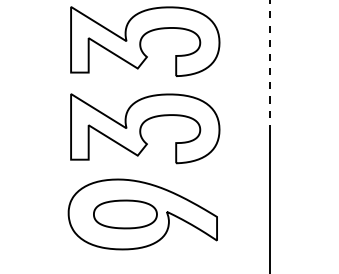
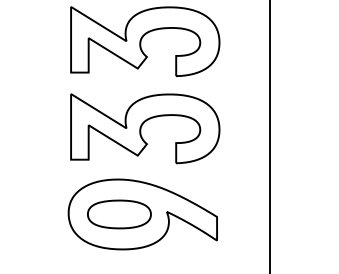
line: dashed -> solid (270, 64)
part position: (125, 214) -> (119, 214) (119, 214)
